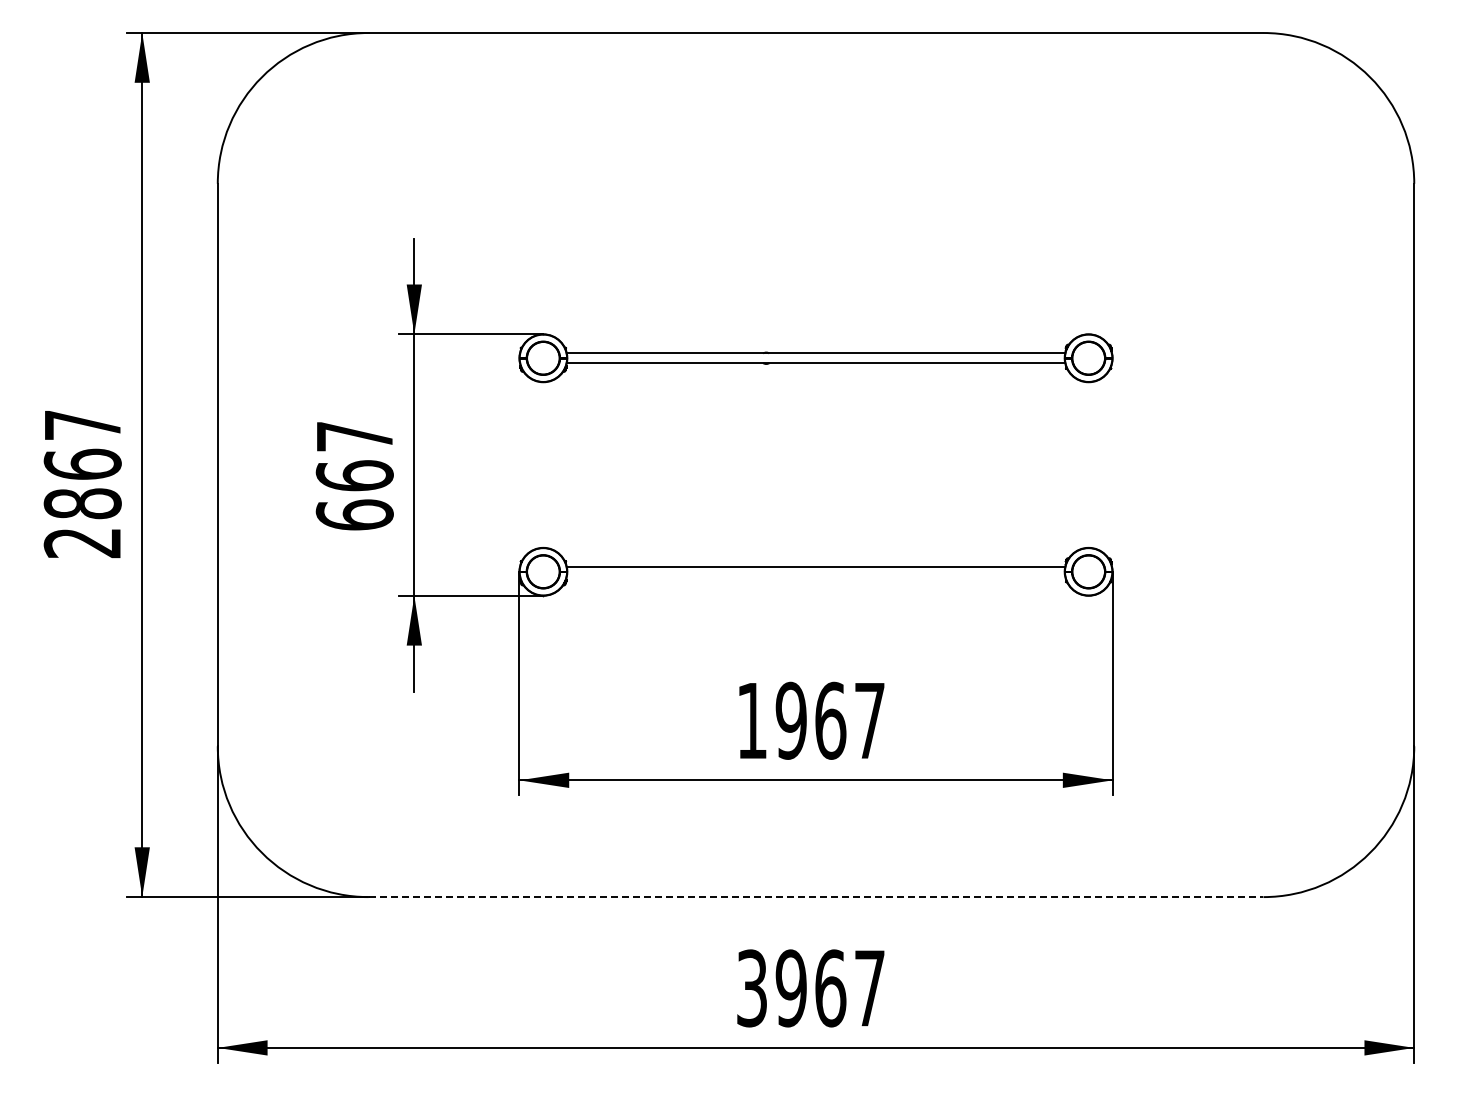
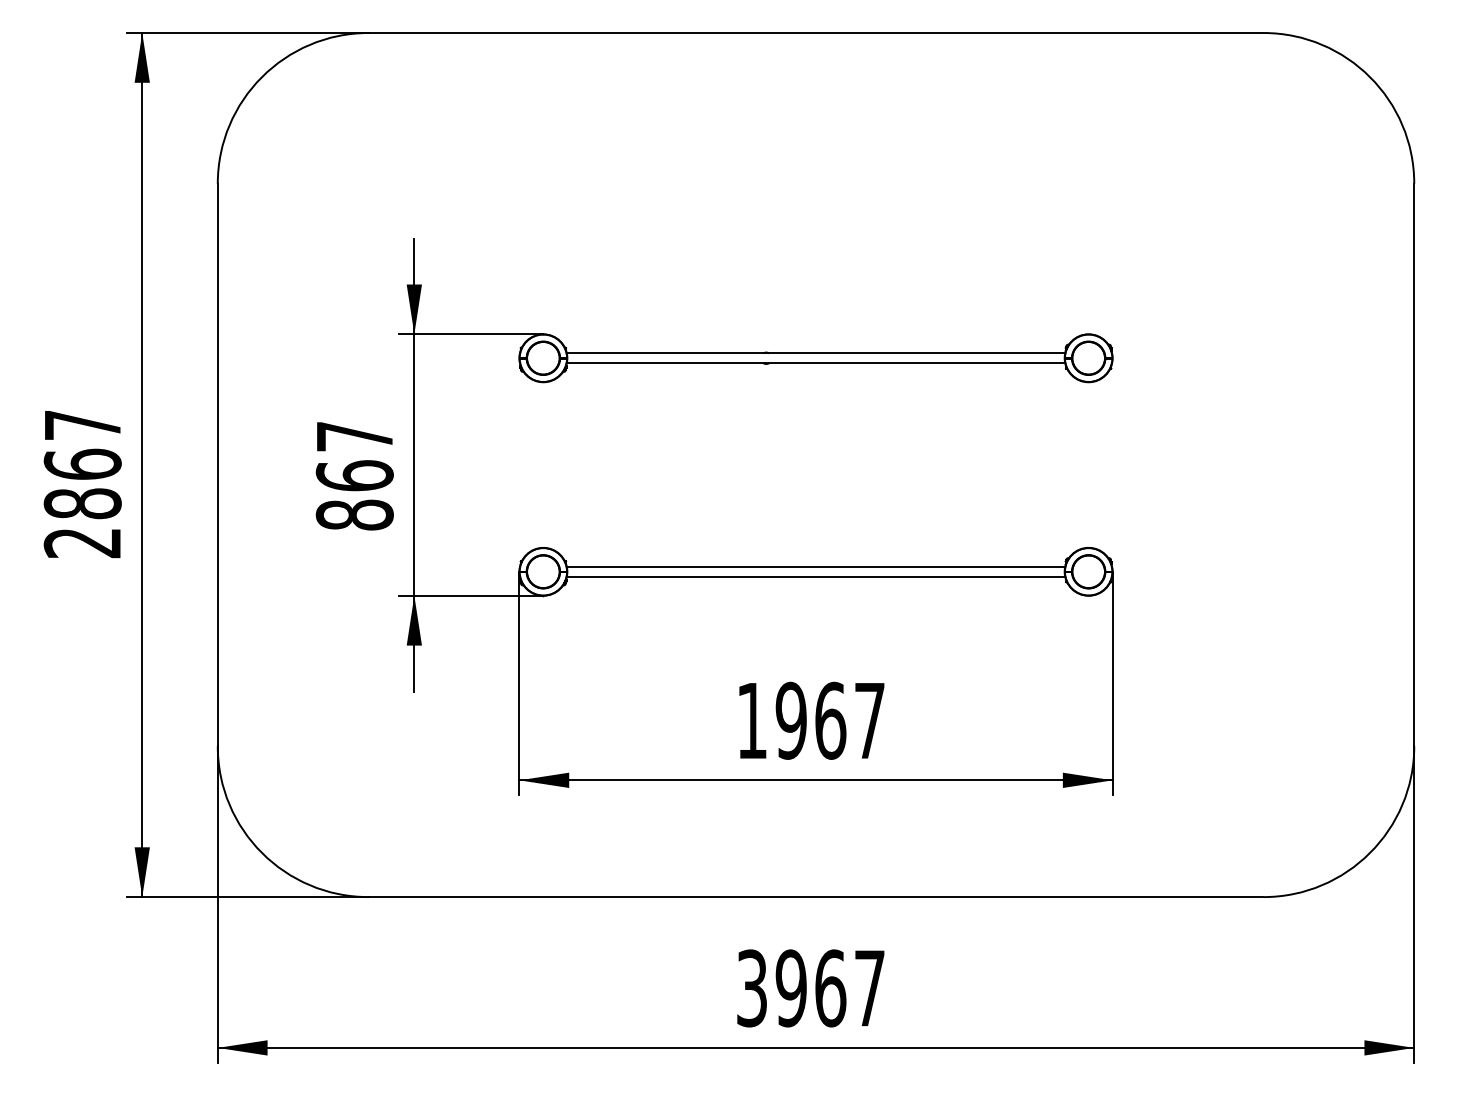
text: 667 -> 867 (354, 514)
line: none -> present (815, 576)
line: dashed -> solid (816, 897)
